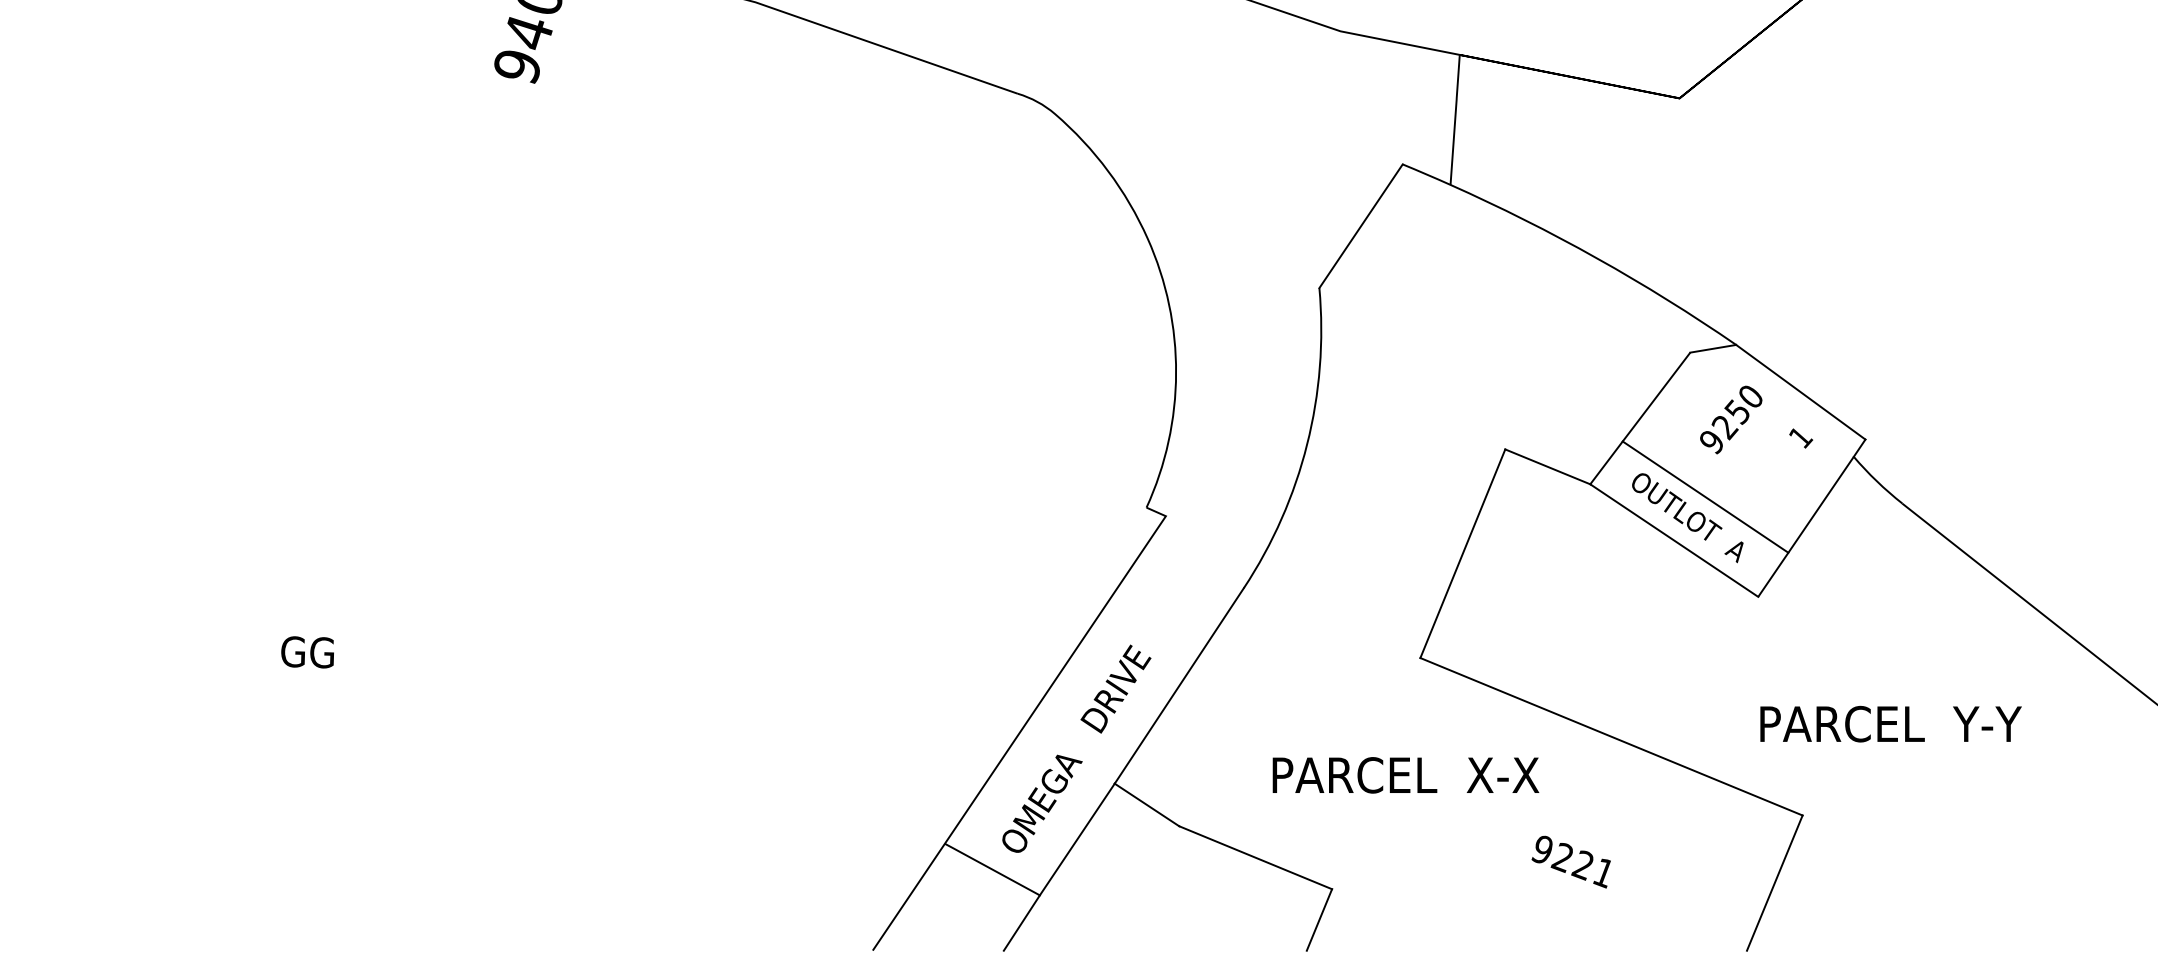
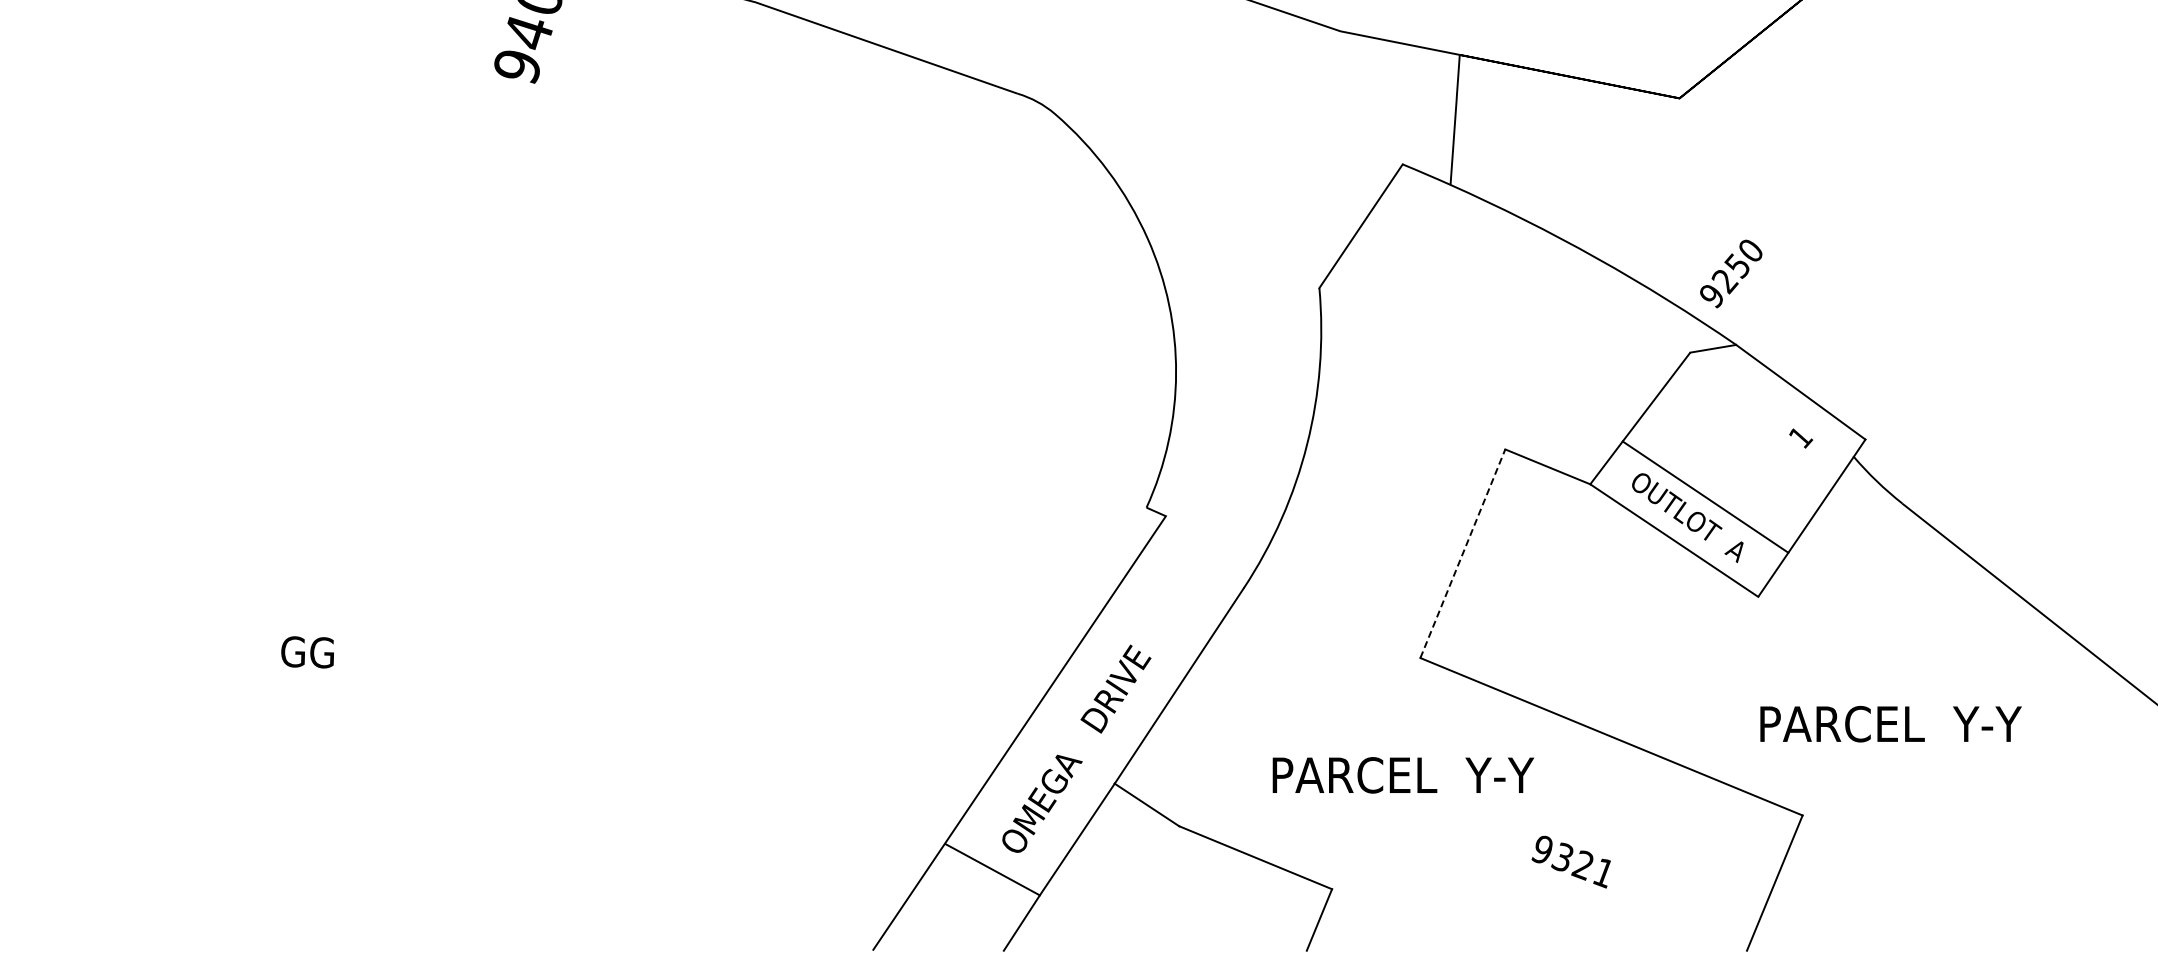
text position: (1731, 419) -> (1731, 273) (1731, 273)
line: solid -> dashed (1462, 553)
text: PARCEL  X-X -> PARCEL  Y-Y (1502, 774)
text: 9221 -> 9321 (1561, 857)
